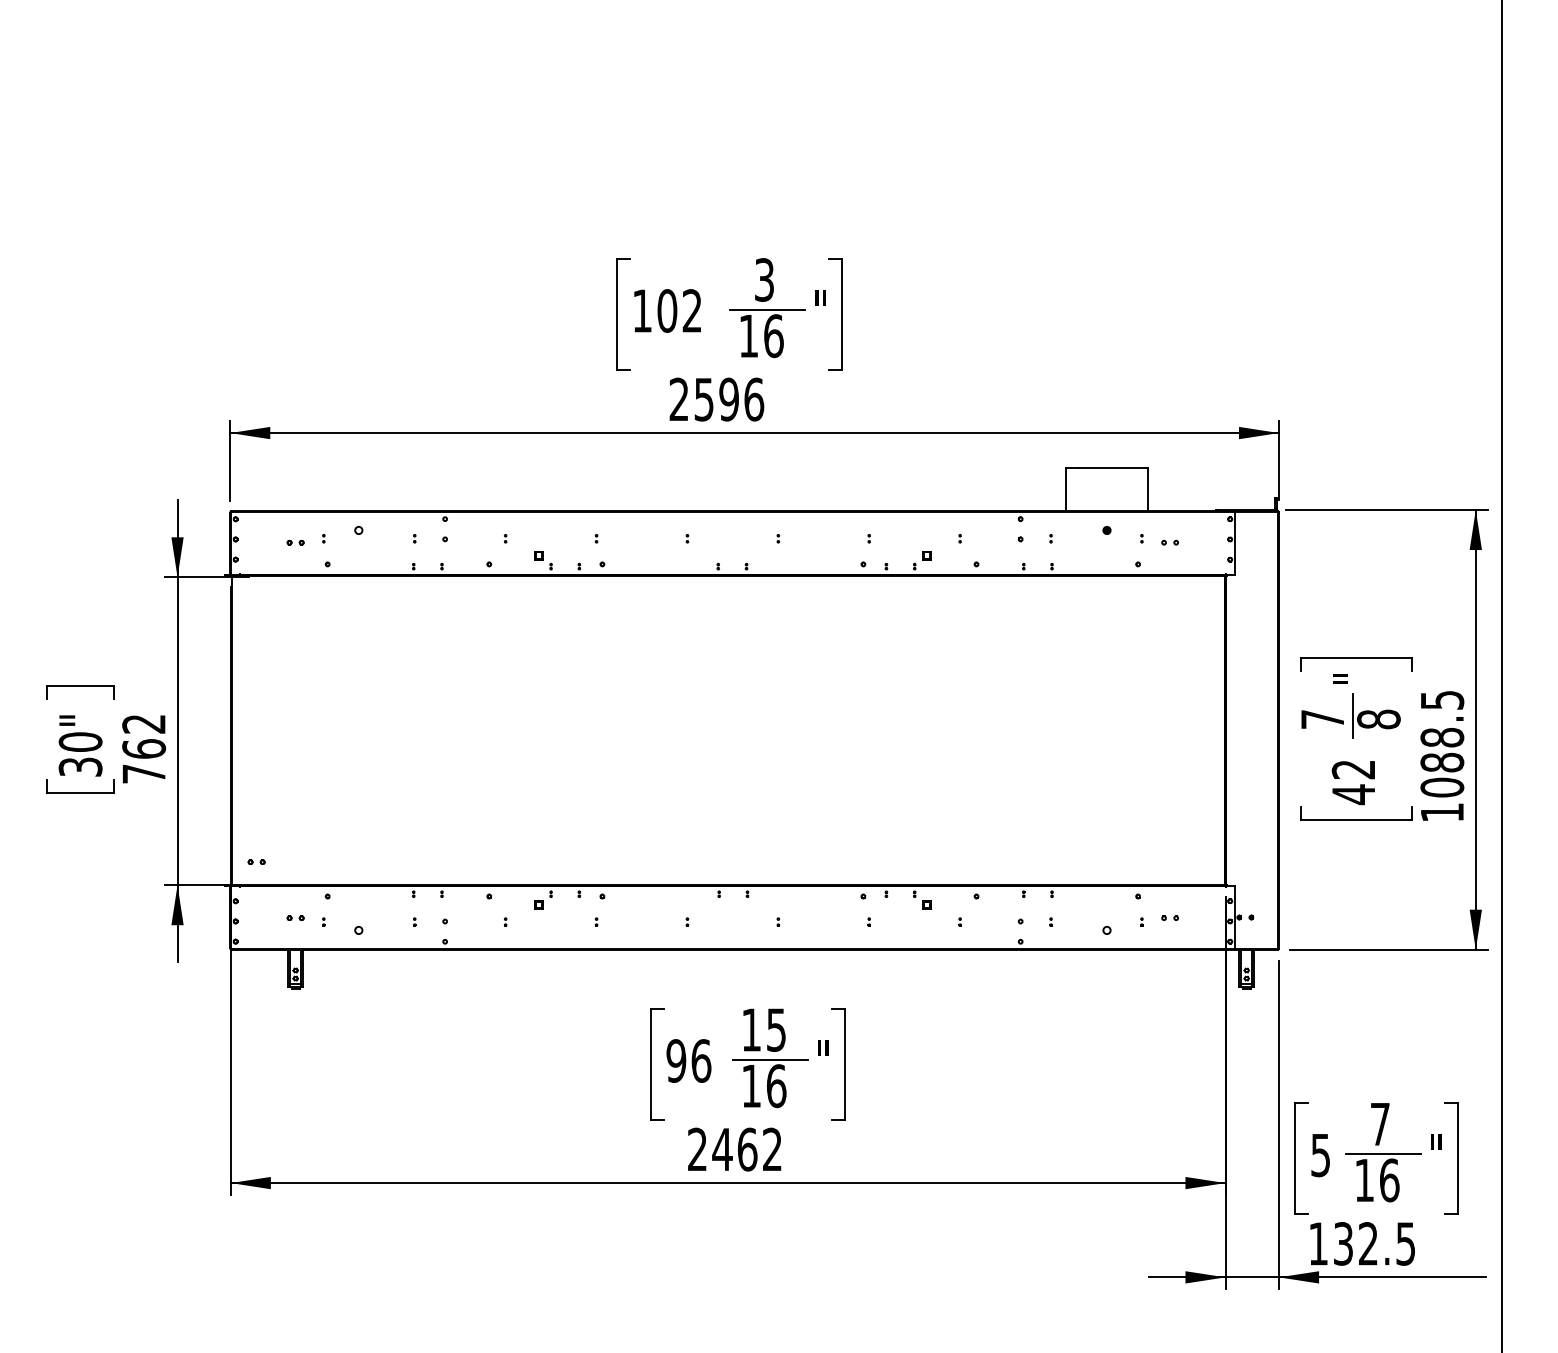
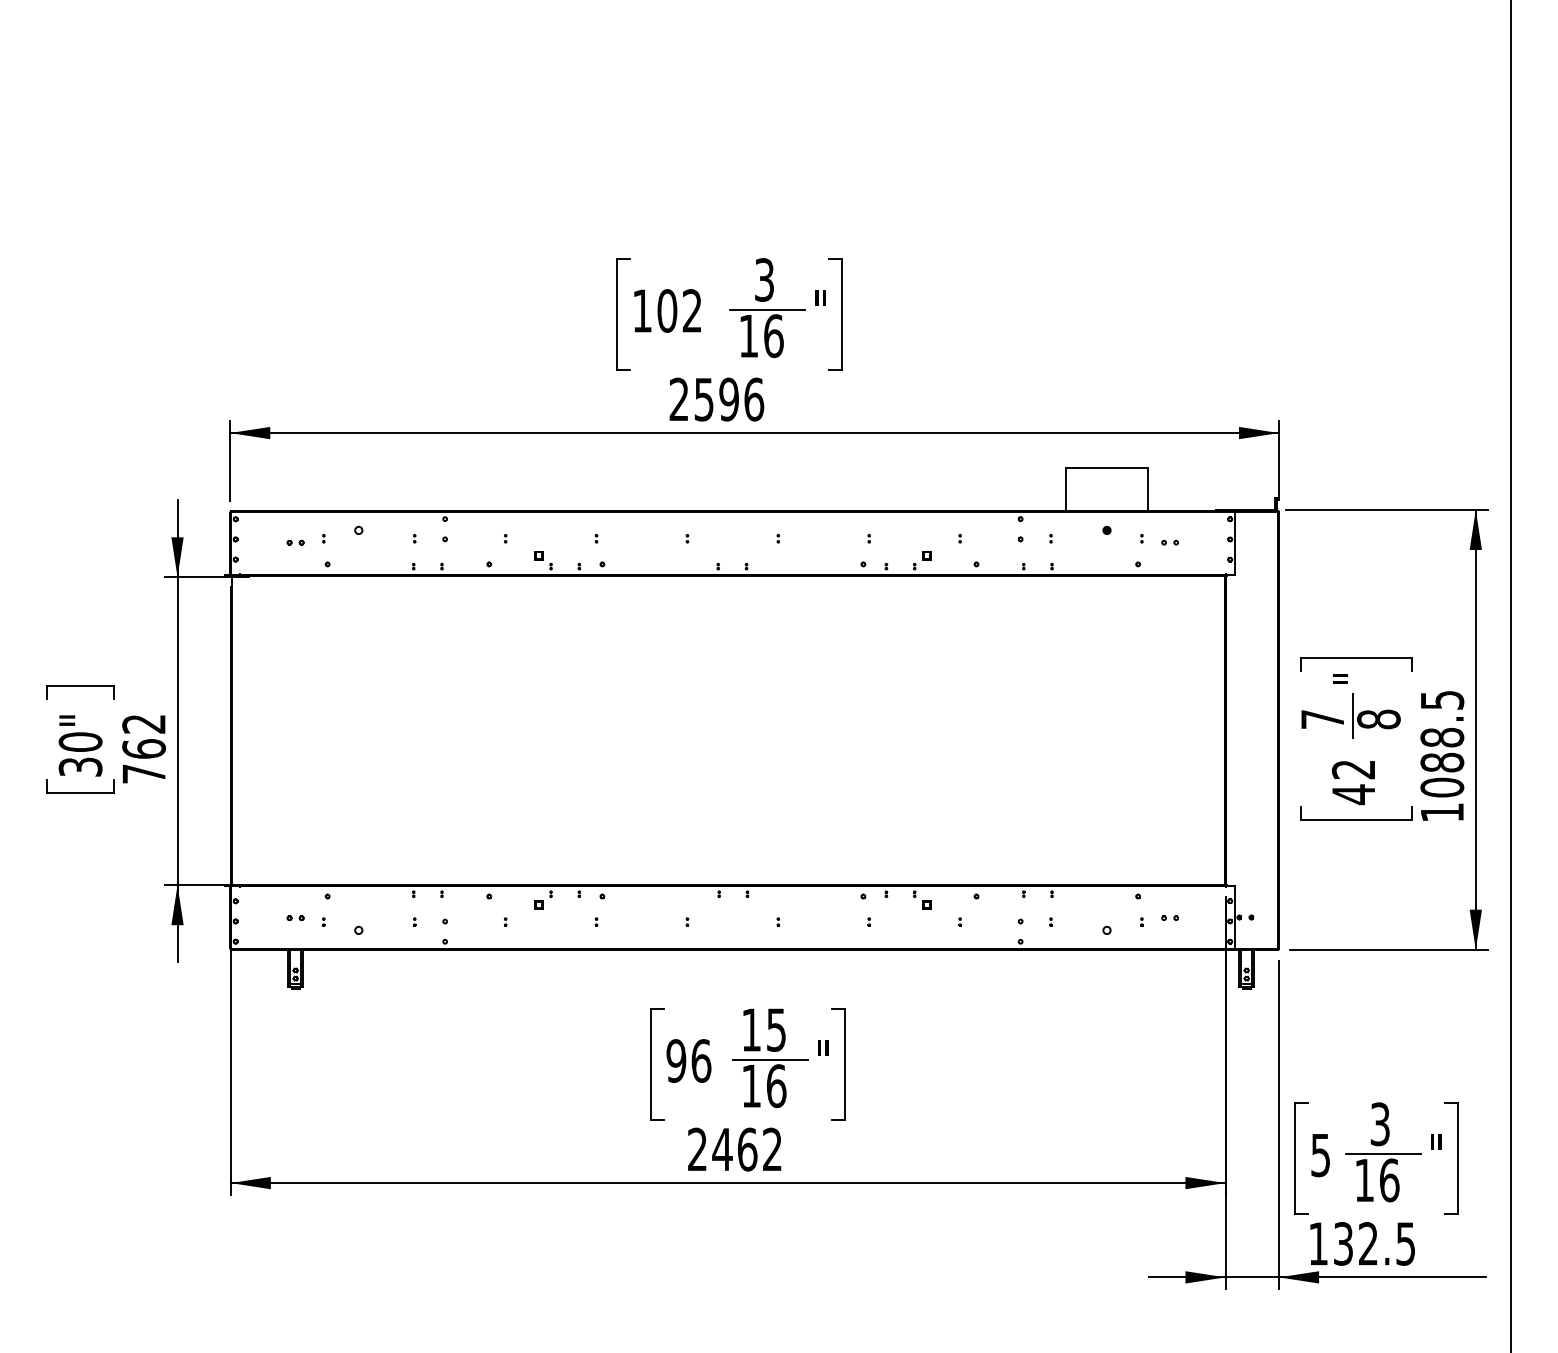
line position: (1502, 675) -> (1511, 675) (1511, 675)
part: present -> none (256, 861)
text: 7 -> 3 (1379, 1124)
